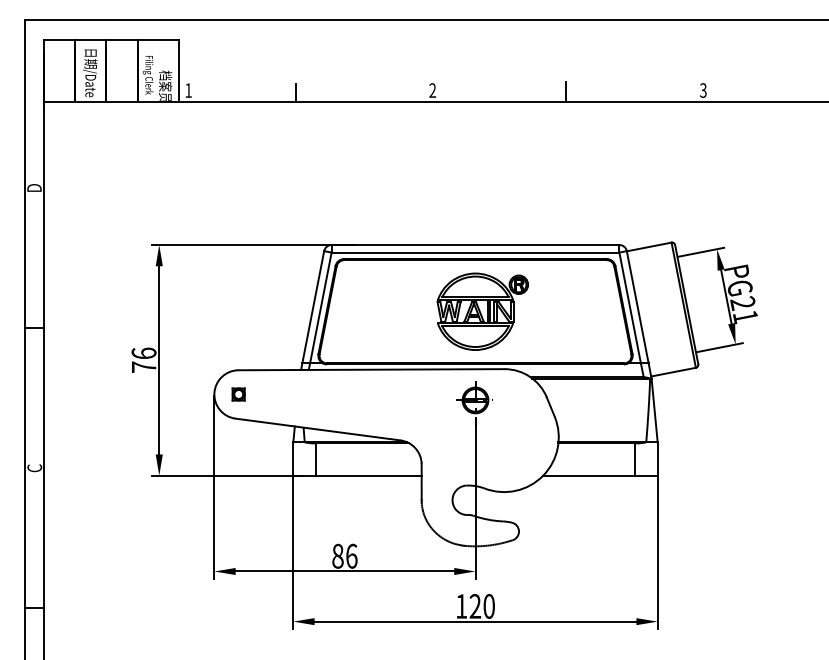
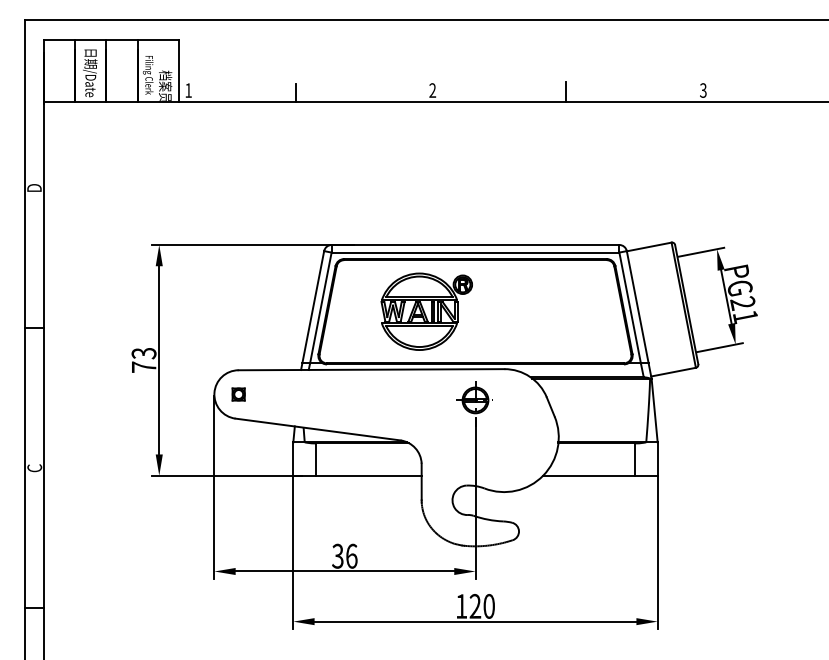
part position: (482, 311) -> (426, 311) (426, 311)
text: 76 -> 73 (143, 353)
text: 86 -> 36 (337, 555)
